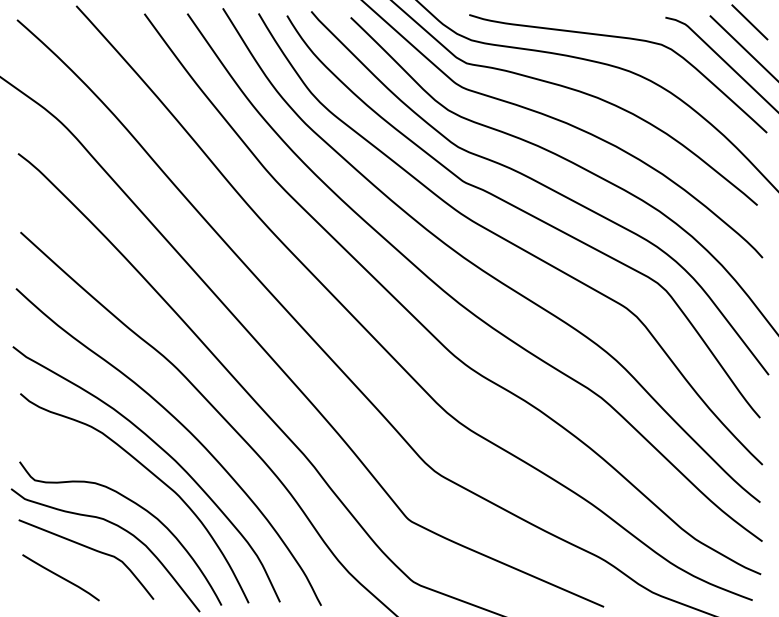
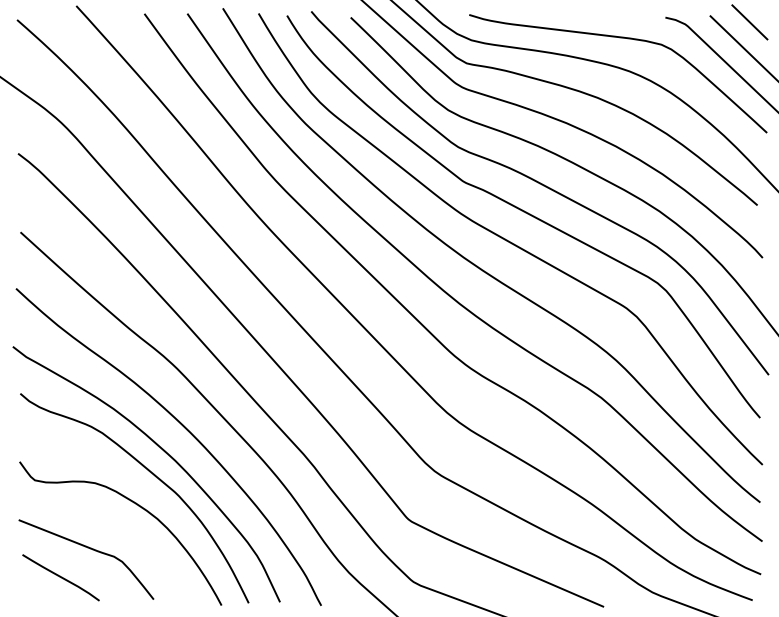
curve: present -> none (116, 526)
